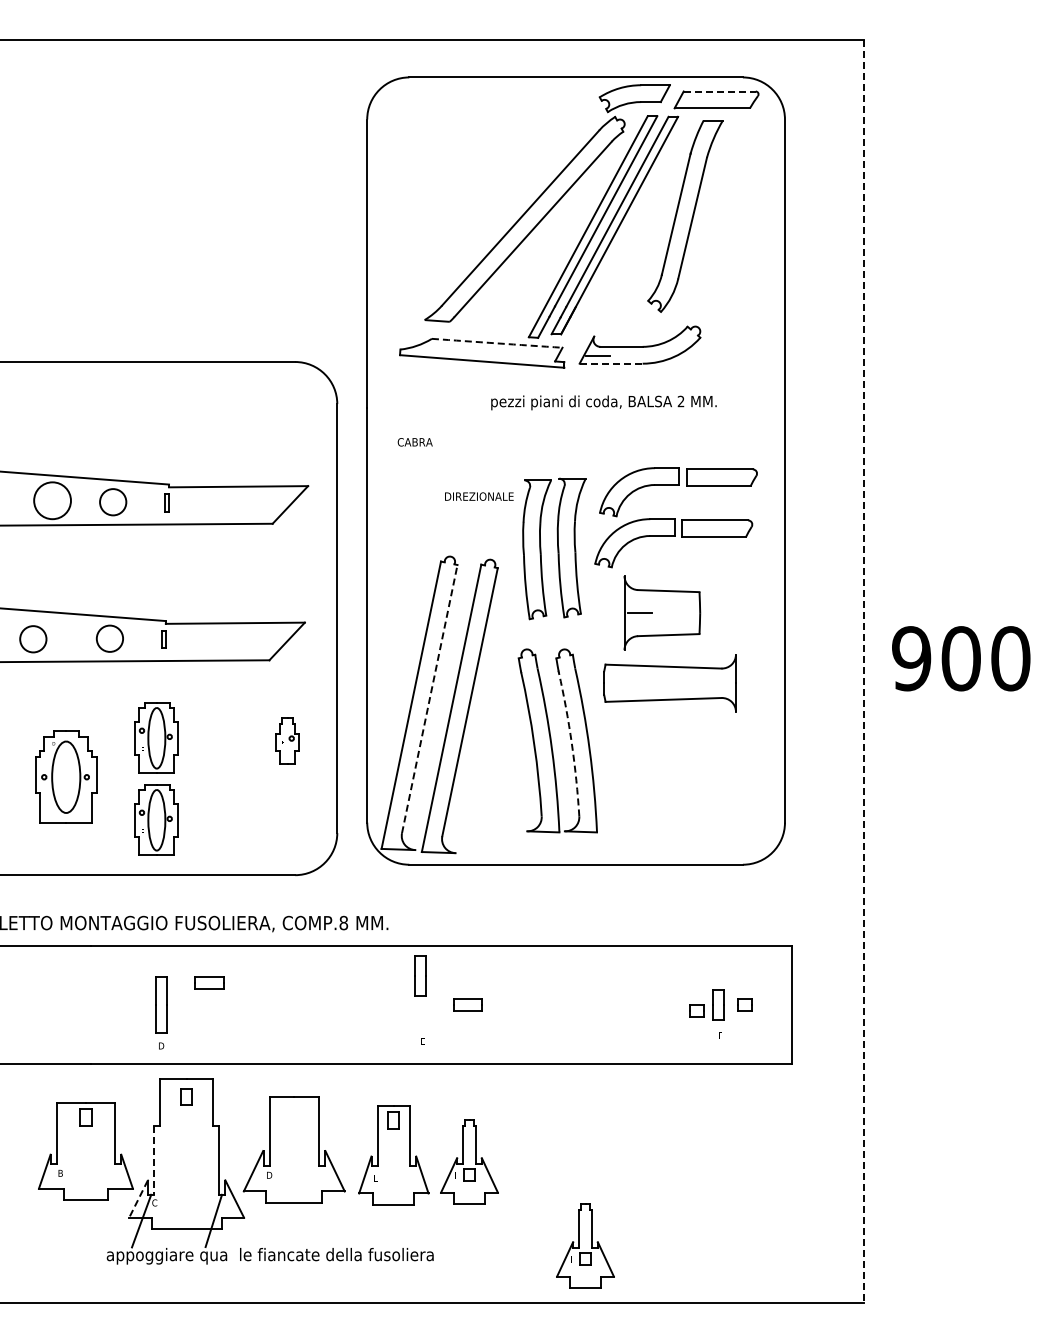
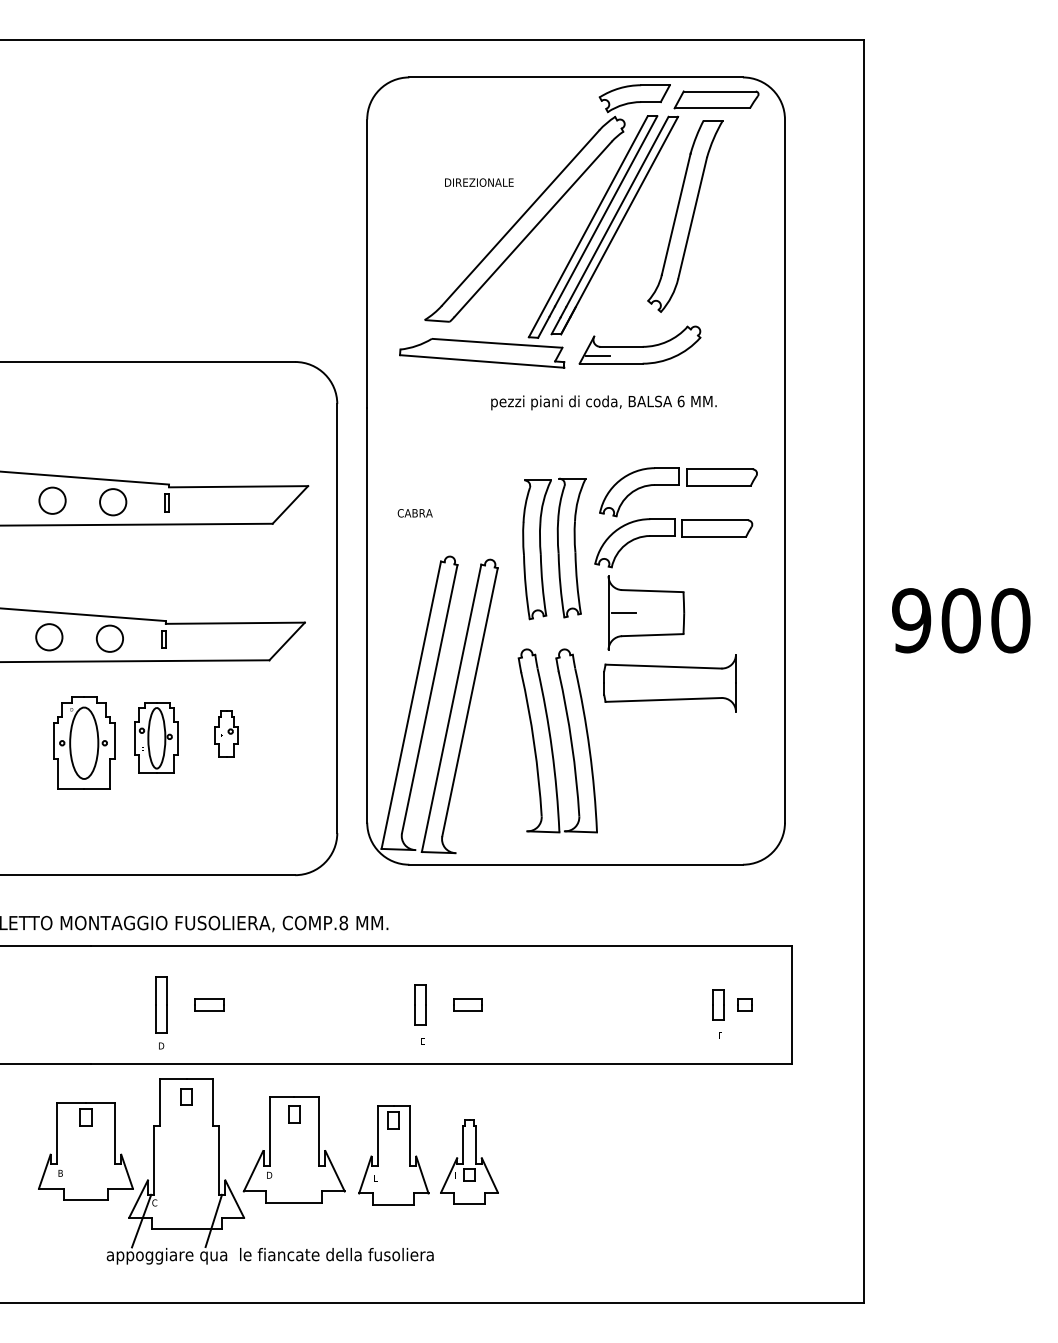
line: dashed -> solid (720, 91)
arc: dashed -> solid (497, 343)
line: dashed -> solid (611, 363)
text: 2 -> 6 (680, 401)
text position: (414, 442) -> (414, 513) (414, 513)
text position: (479, 496) -> (479, 182) (479, 182)
circle diameter: 37 px -> 26 px (52, 500)
part position: (662, 612) -> (646, 612) (646, 612)
circle position: (33, 639) -> (49, 637) (49, 637)
text position: (961, 658) -> (961, 620) (961, 620)
line: dashed -> solid (863, 671)
line: dashed -> solid (429, 699)
part position: (287, 740) -> (226, 733) (226, 733)
arc: dashed -> solid (571, 743)
part position: (66, 776) -> (84, 742) (84, 742)
part: present -> none (156, 819)
part position: (420, 975) -> (420, 1004) (420, 1004)
part position: (209, 982) -> (209, 1004) (209, 1004)
part: present -> none (696, 1010)
part: none -> present (294, 1114)
line: dashed -> solid (154, 1160)
line: dashed -> solid (138, 1199)
part: present -> none (585, 1245)
